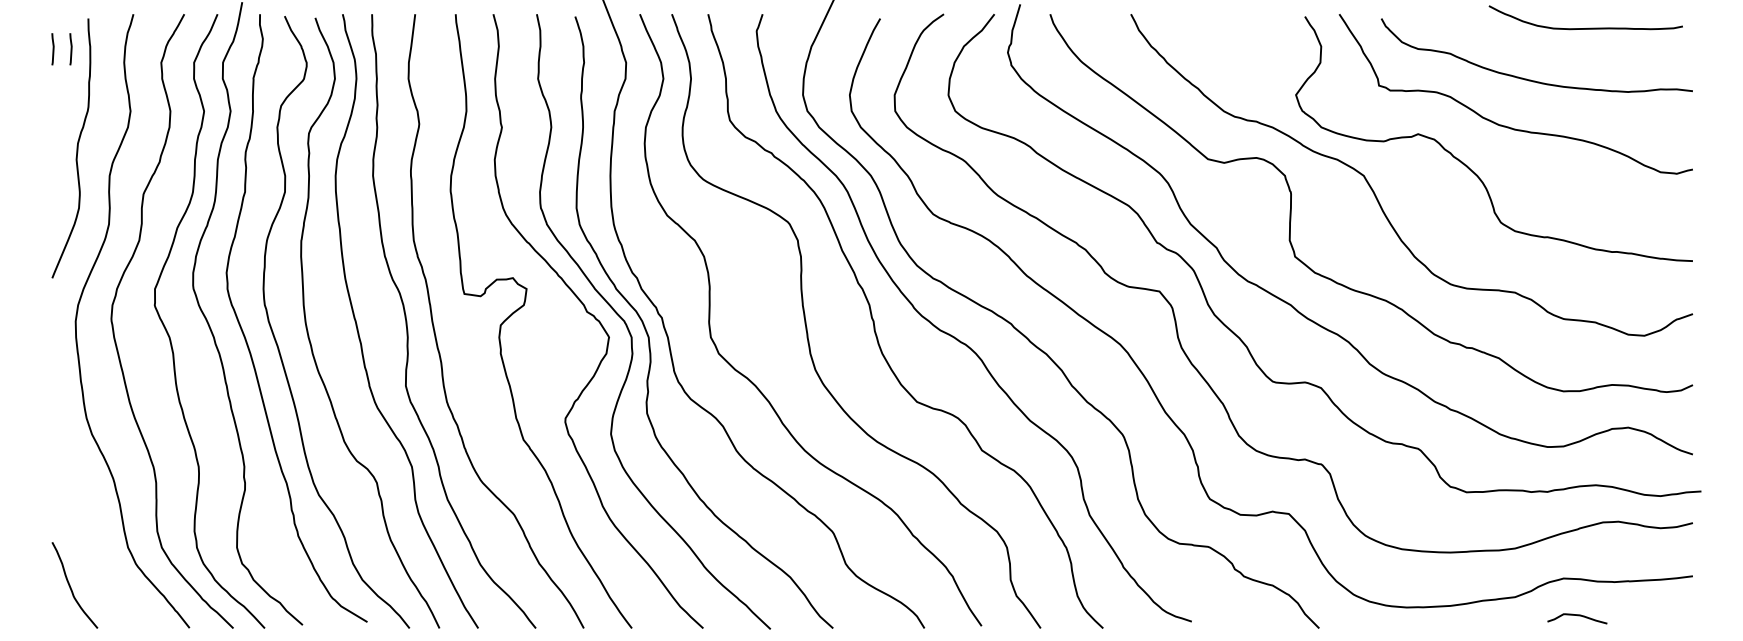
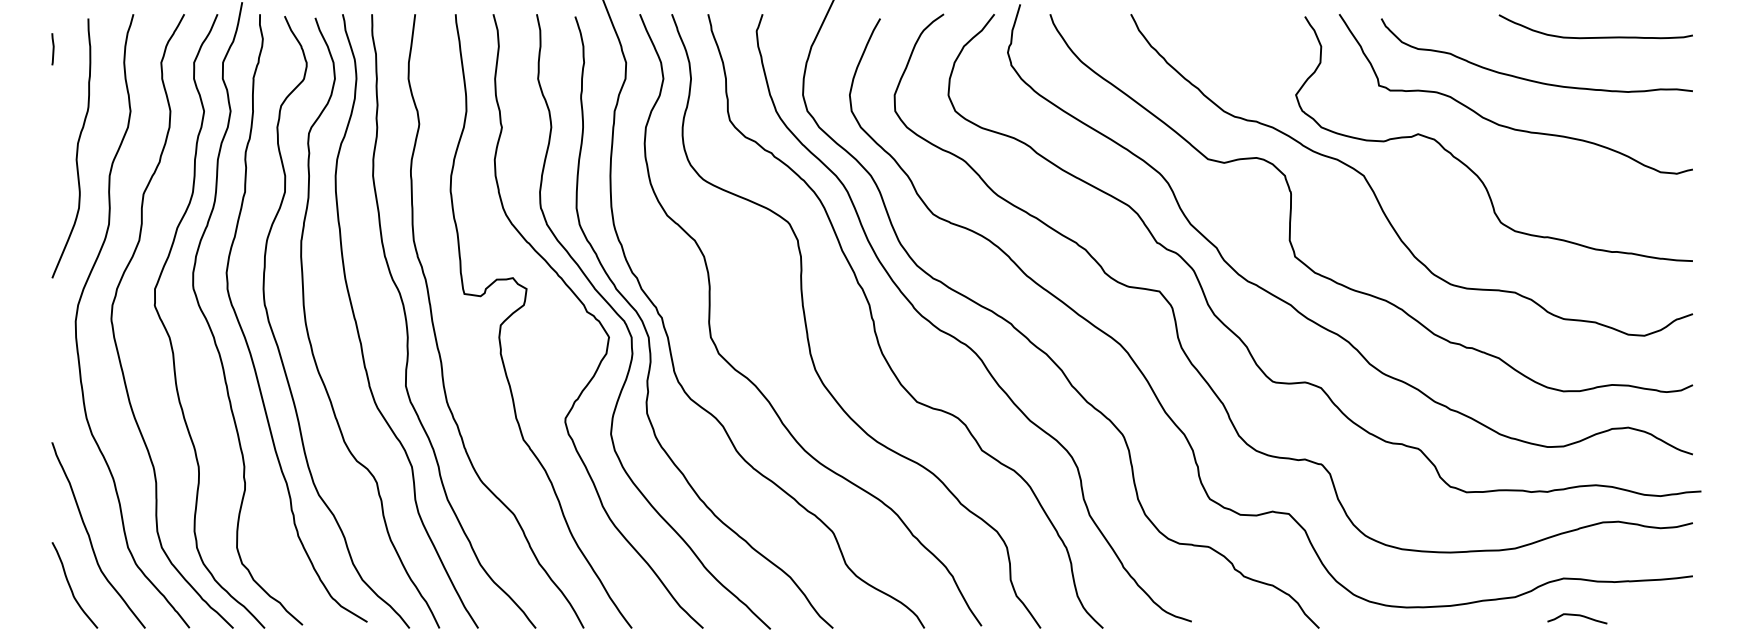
curve position: (1588, 27) -> (1598, 36) (1598, 36)
line: present -> none (70, 49)
curve: none -> present (90, 536)
